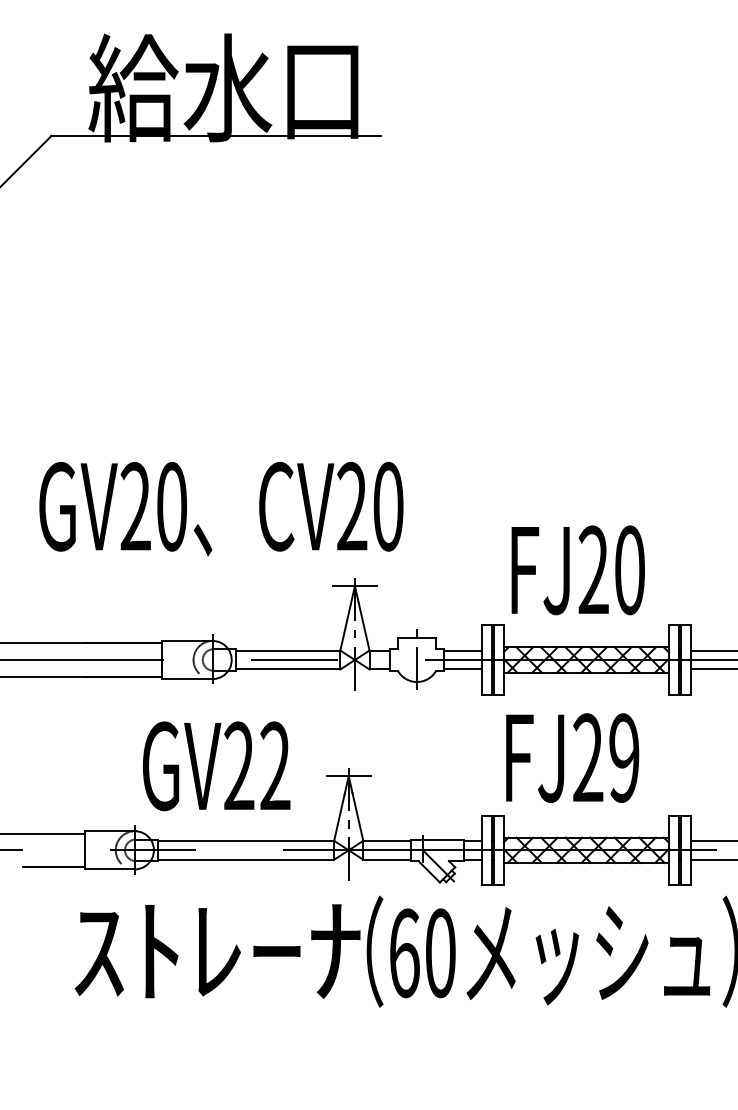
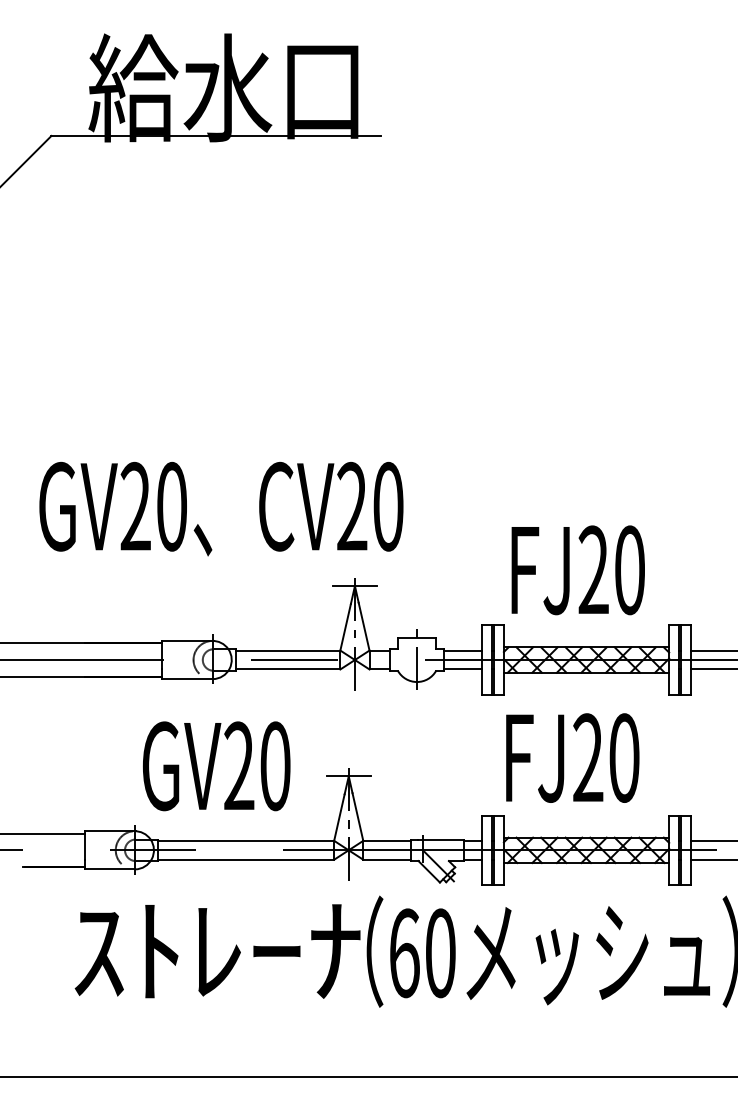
text: FJ29 -> FJ20 (624, 757)
text: GV22 -> GV20 (275, 766)
line: none -> present (368, 1076)
